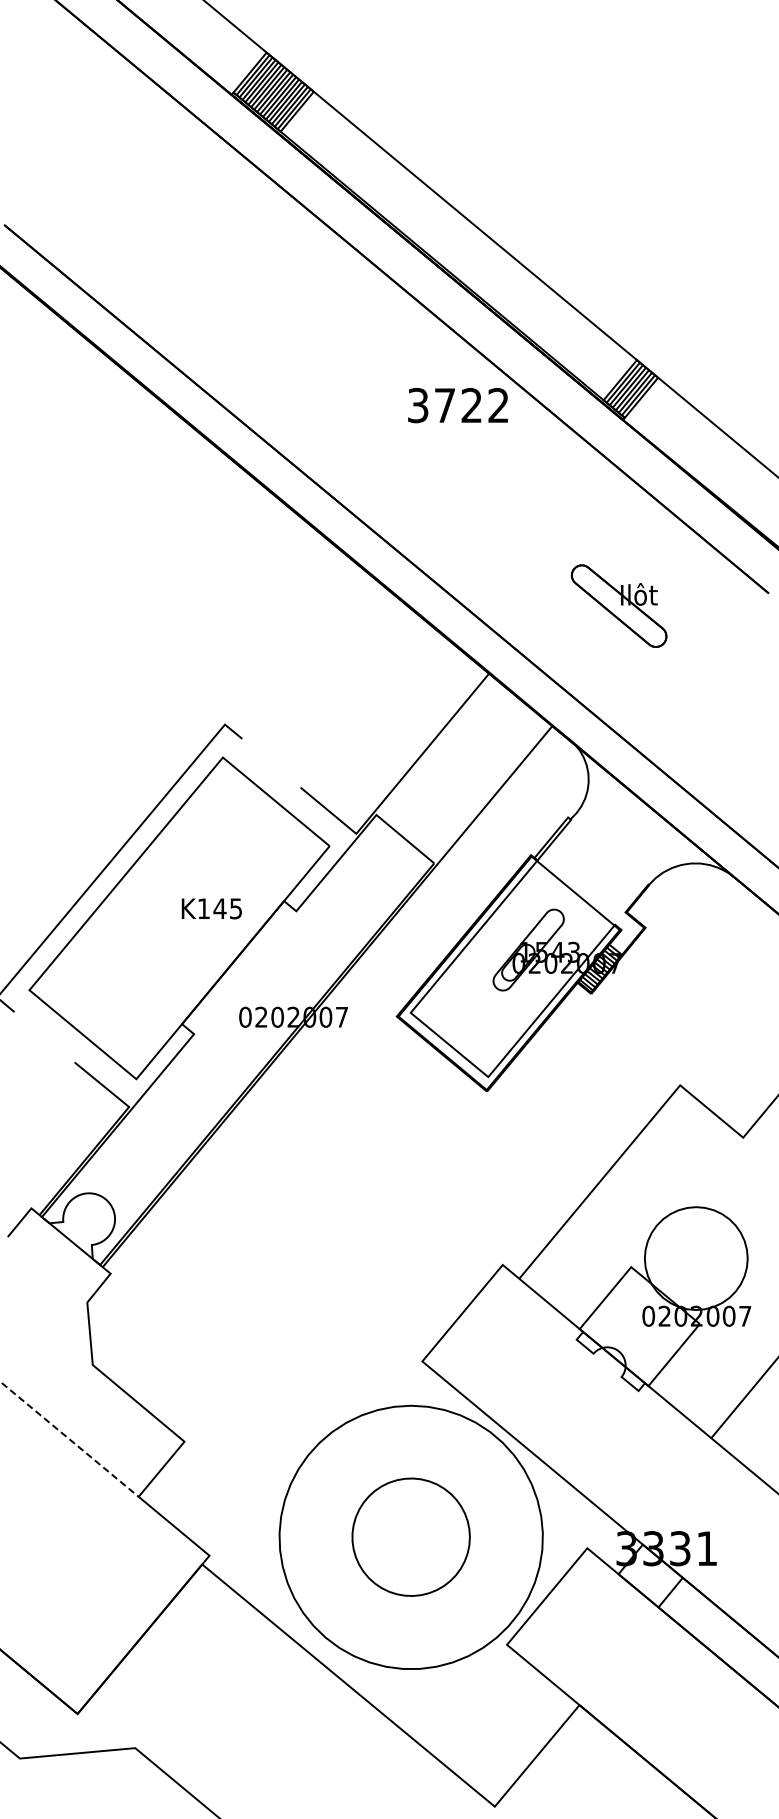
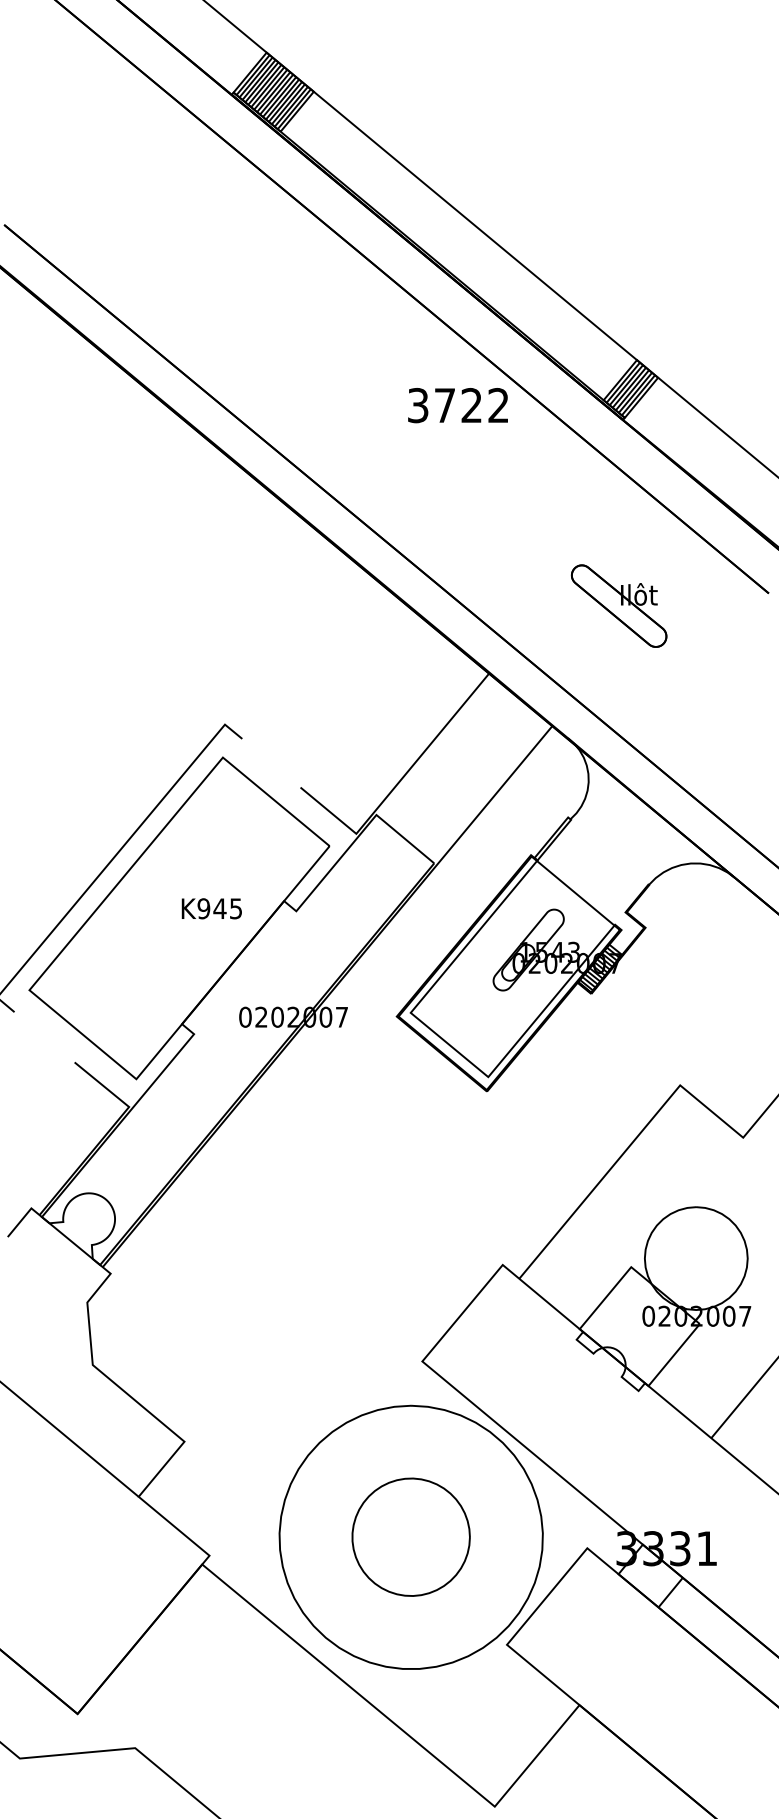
text: K145 -> K945 (203, 908)
line: dashed -> solid (69, 1439)
